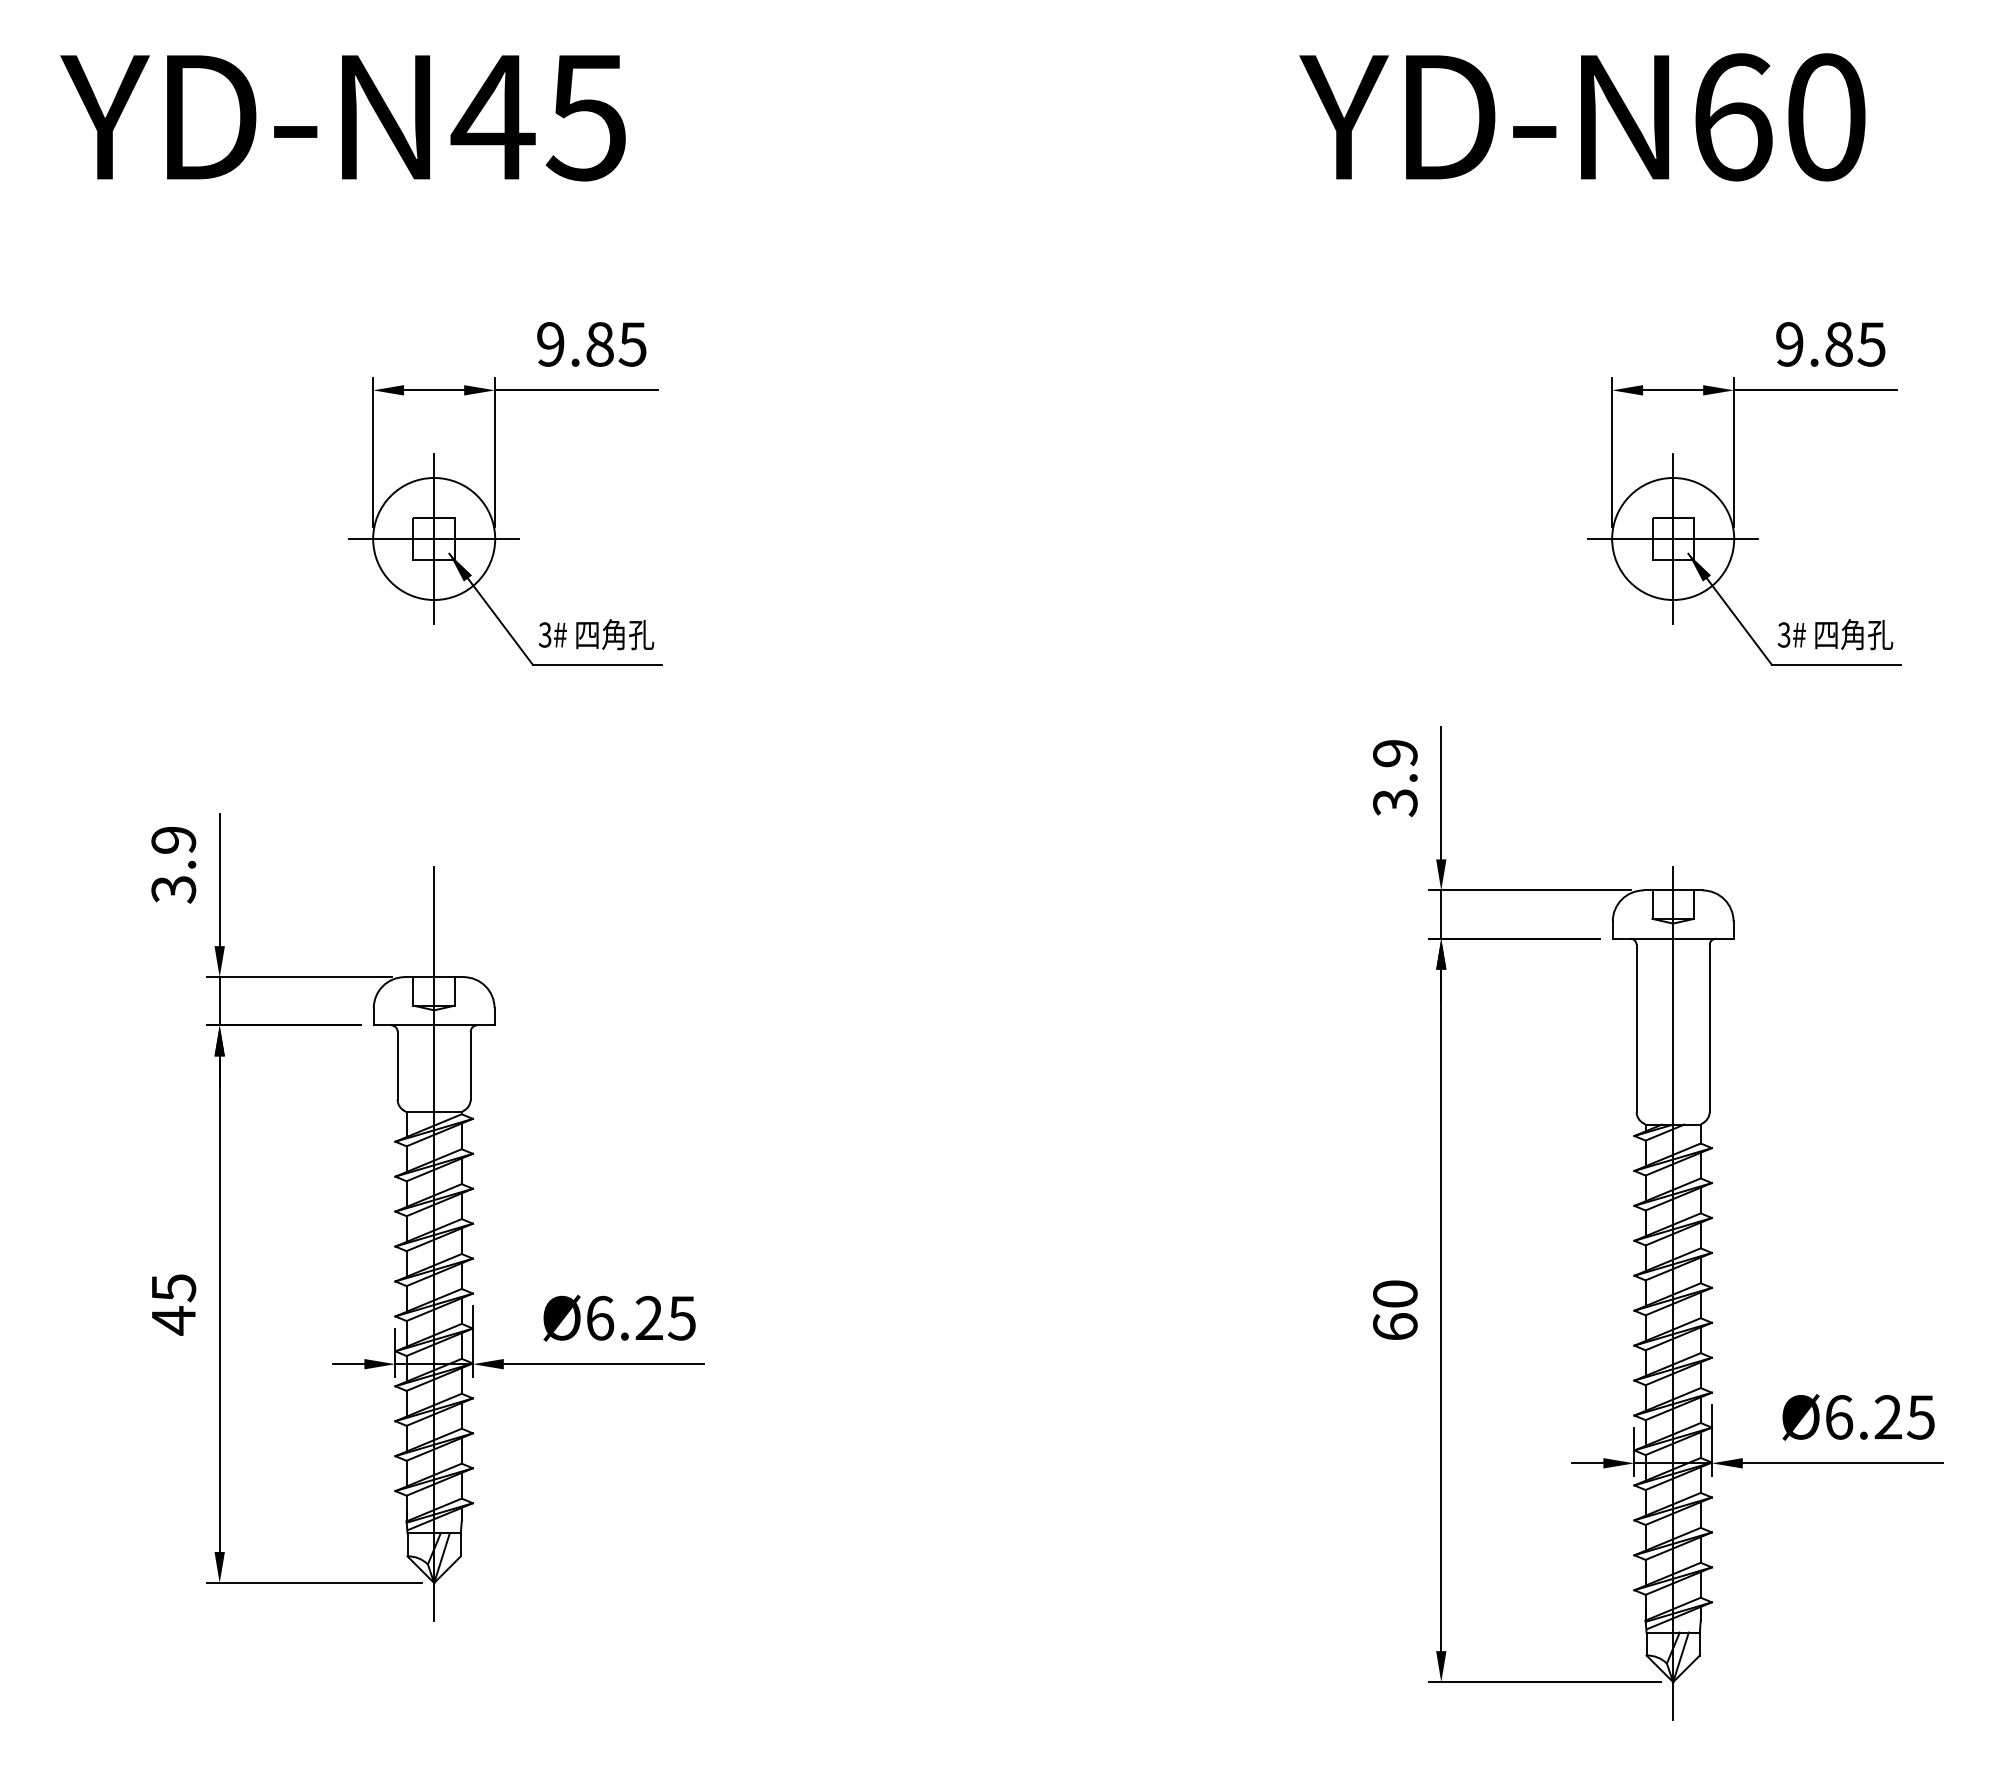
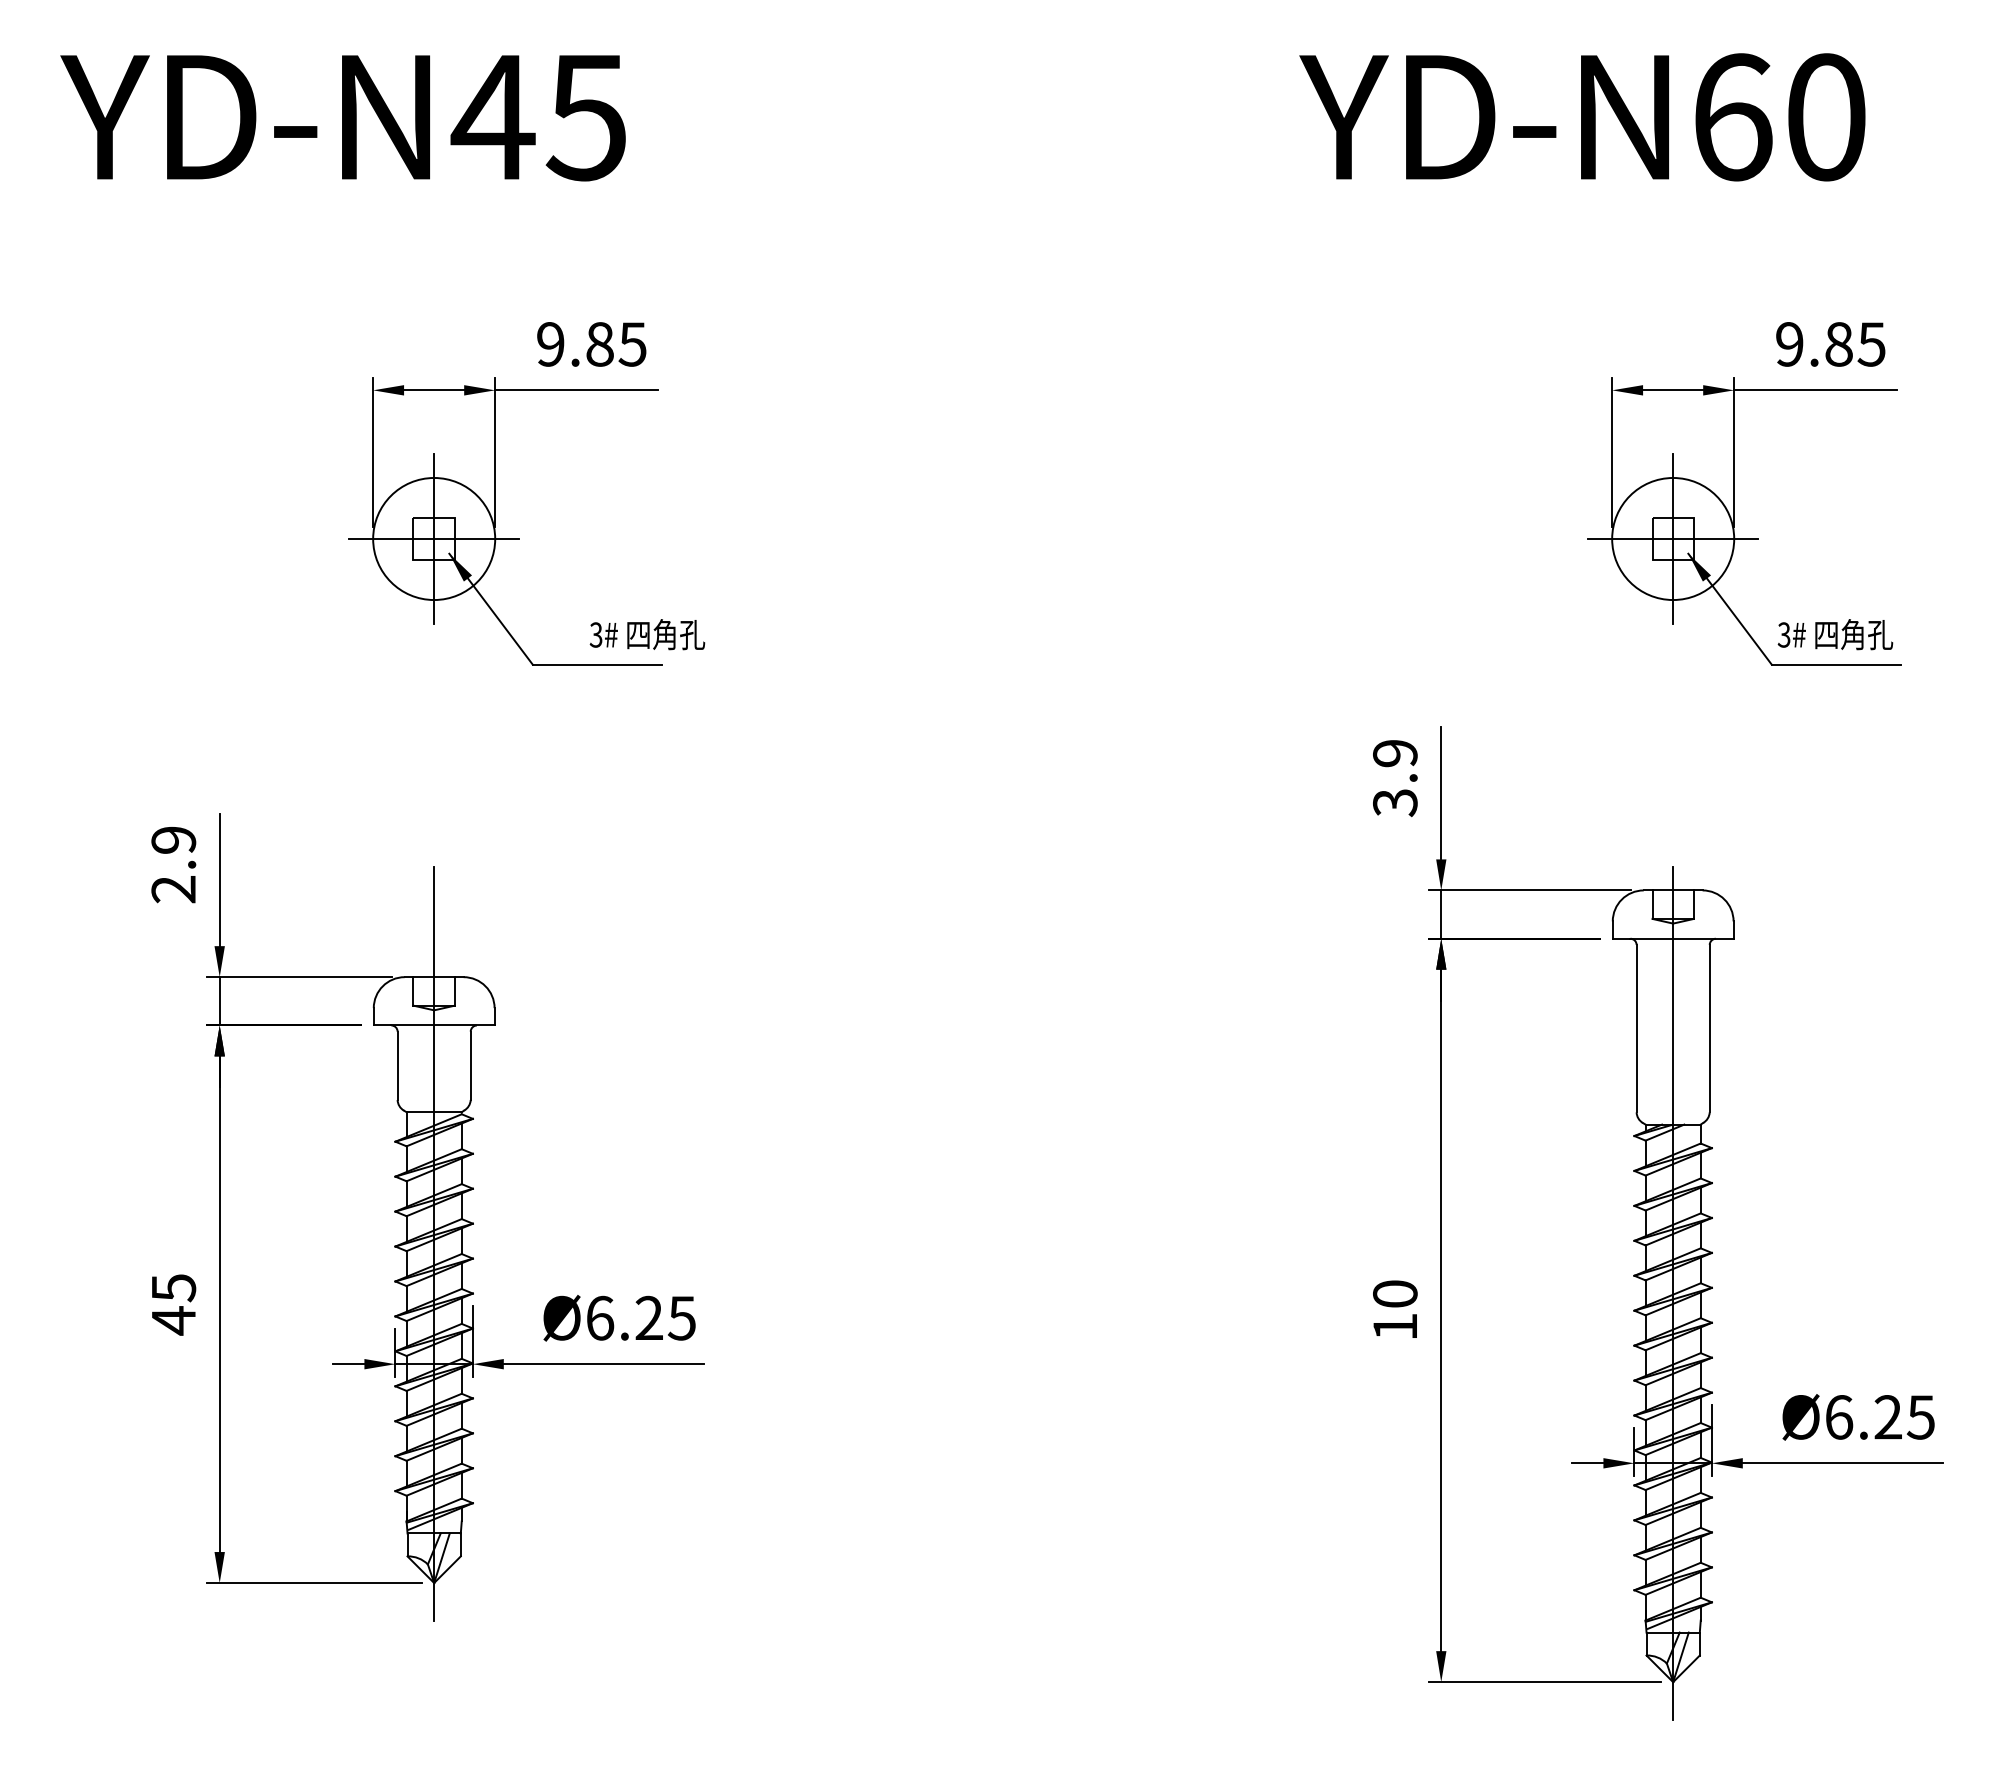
text position: (596, 634) -> (647, 634) (647, 634)
text: 3.9 -> 2.9 (173, 889)
text: 60 -> 10 (1395, 1326)
